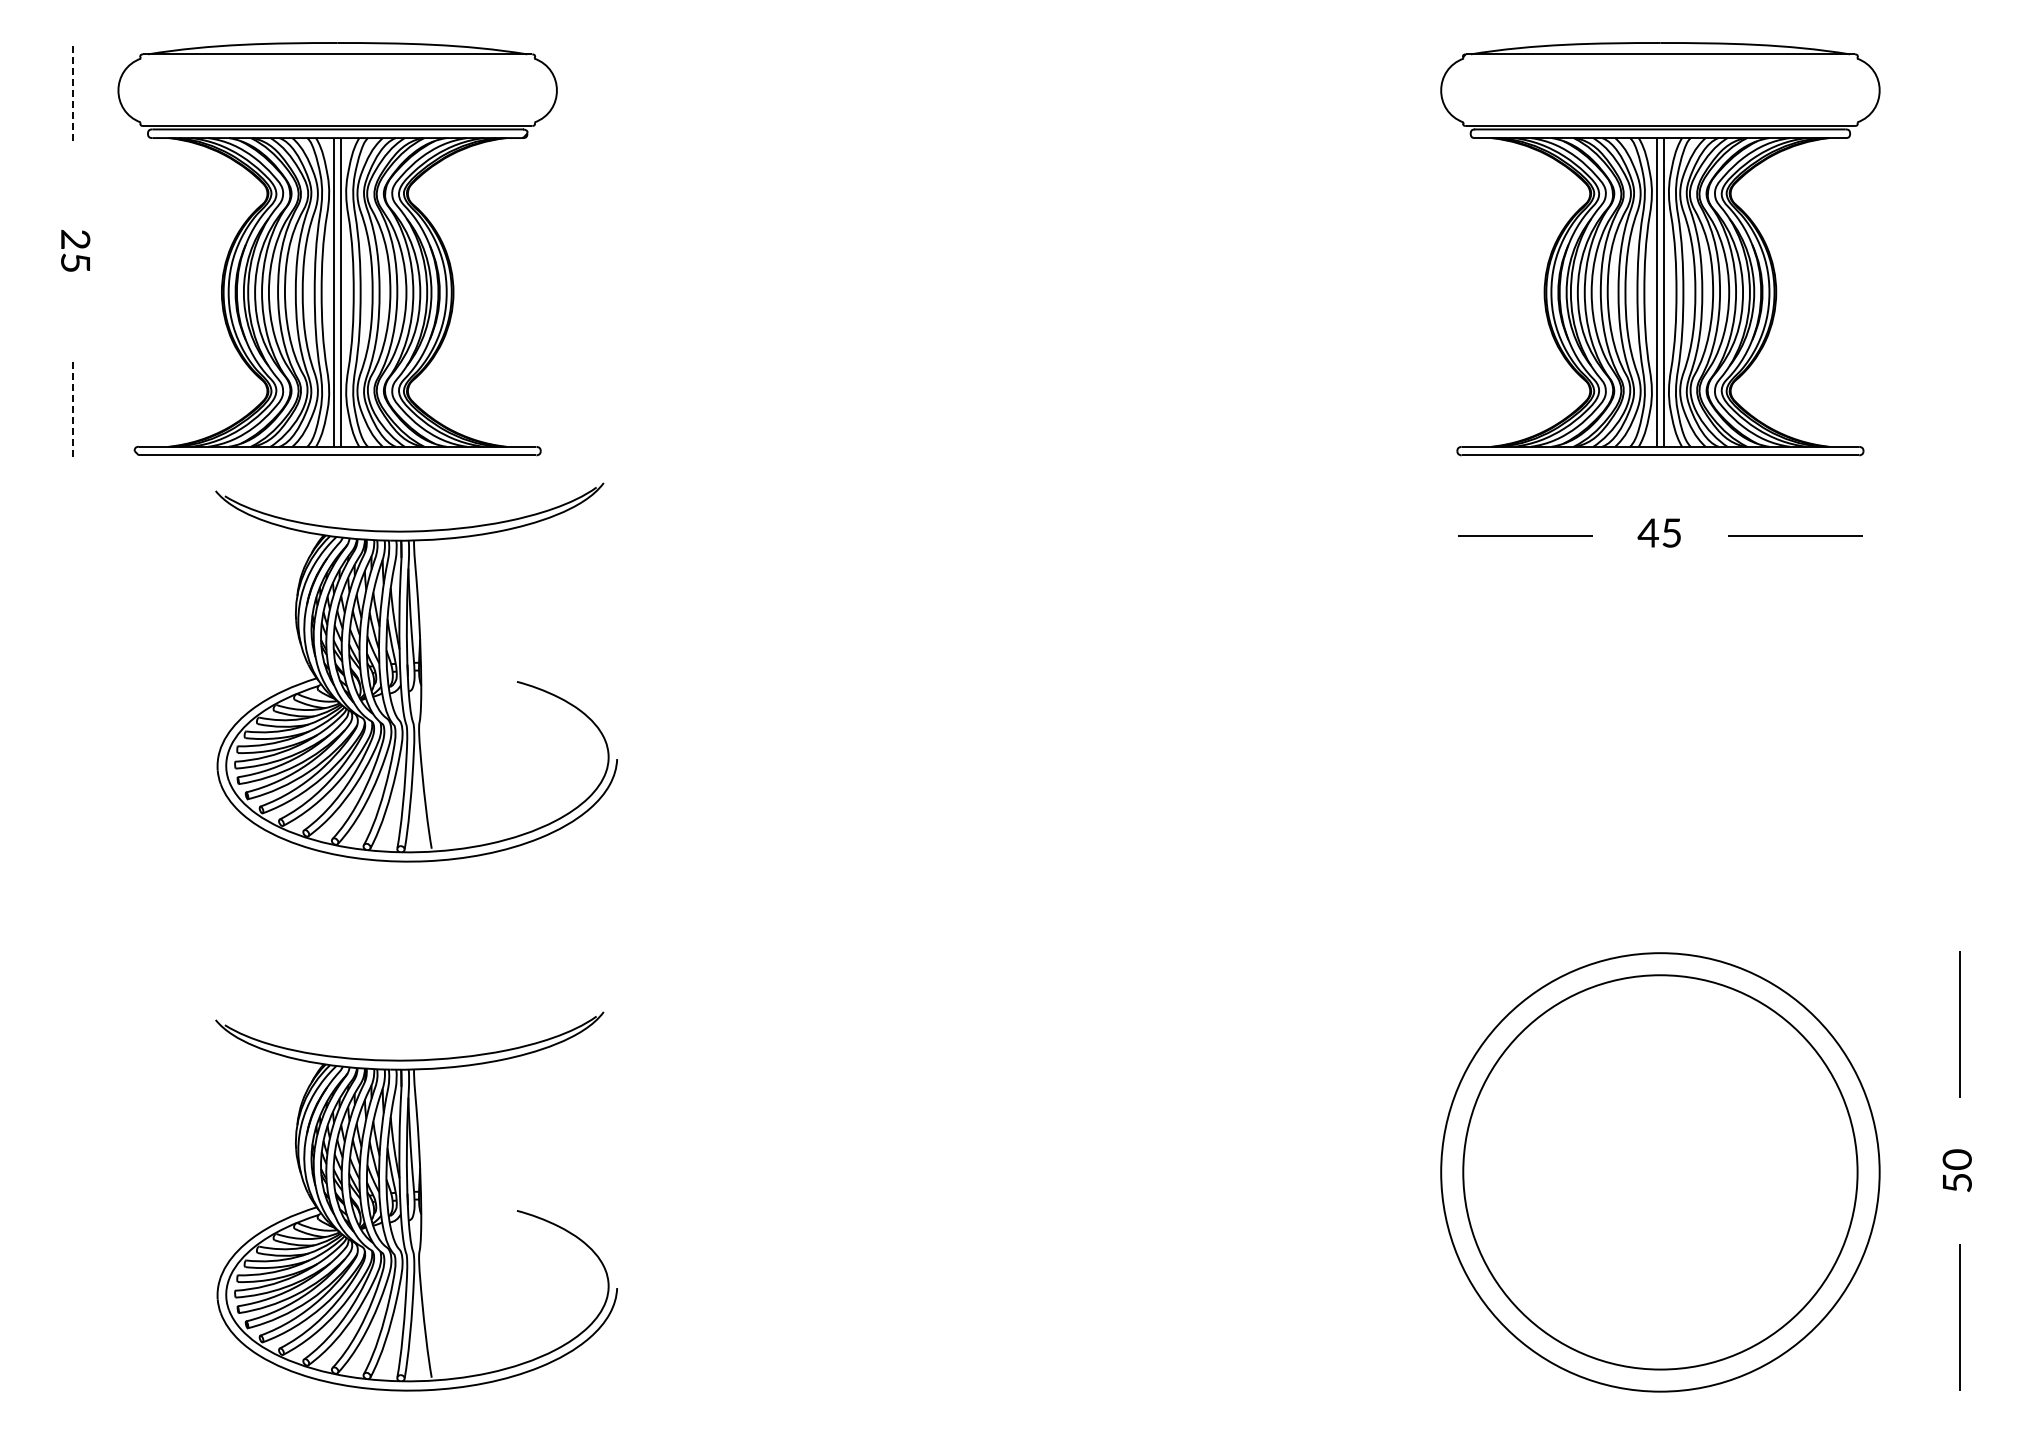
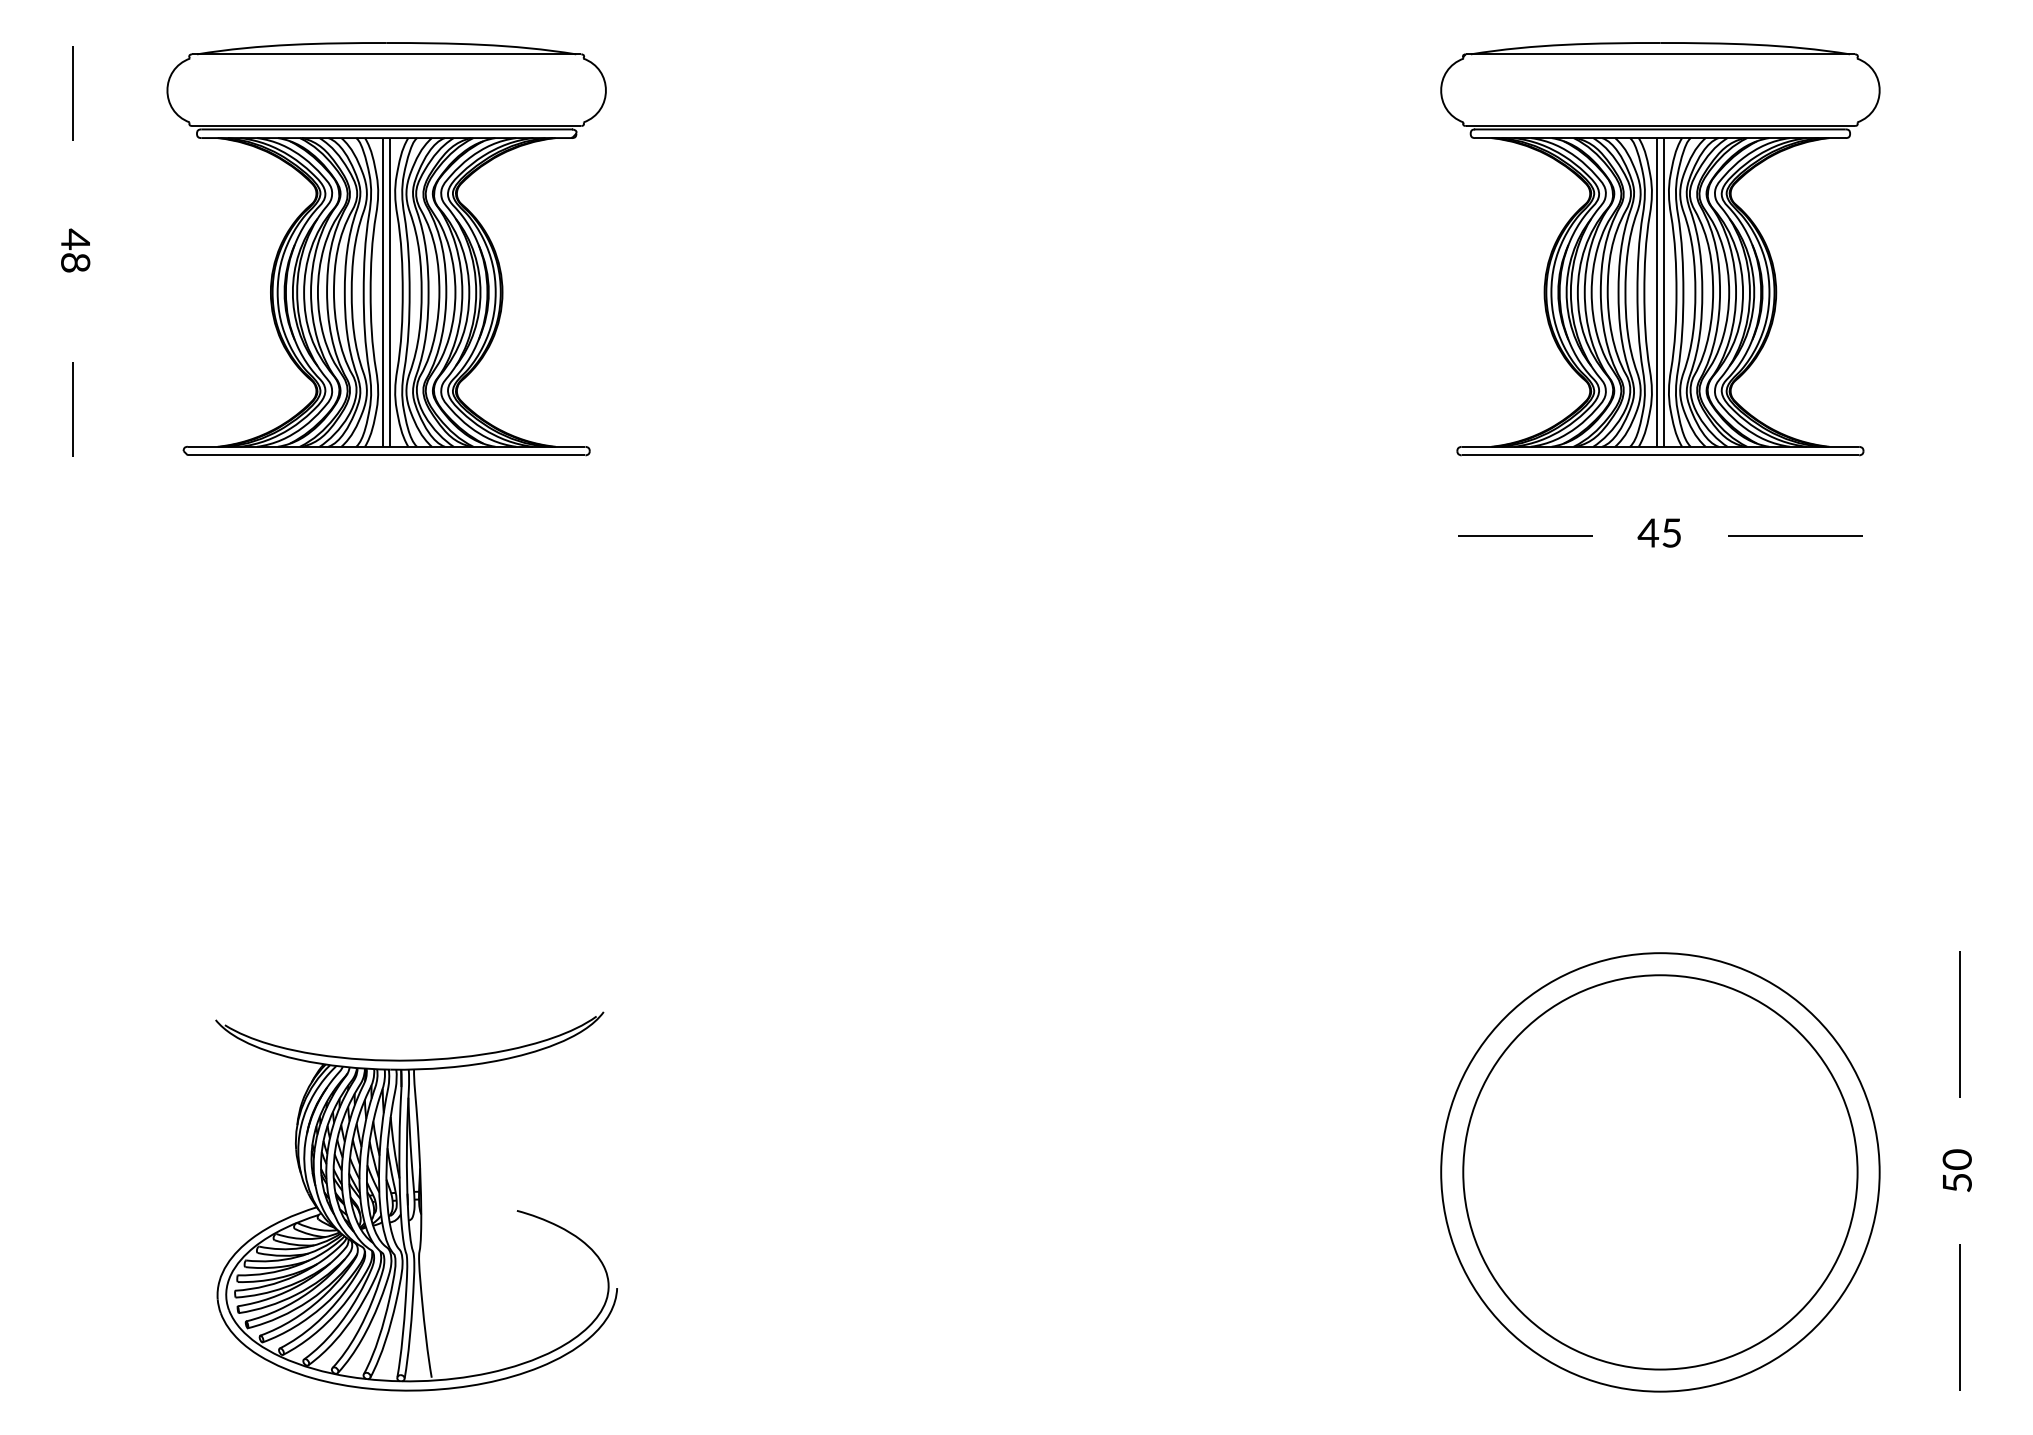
line: dashed -> solid (72, 93)
part position: (337, 249) -> (386, 249) (386, 249)
text: 25 -> 48 (75, 250)
line: dashed -> solid (72, 408)
part: present -> none (416, 672)
